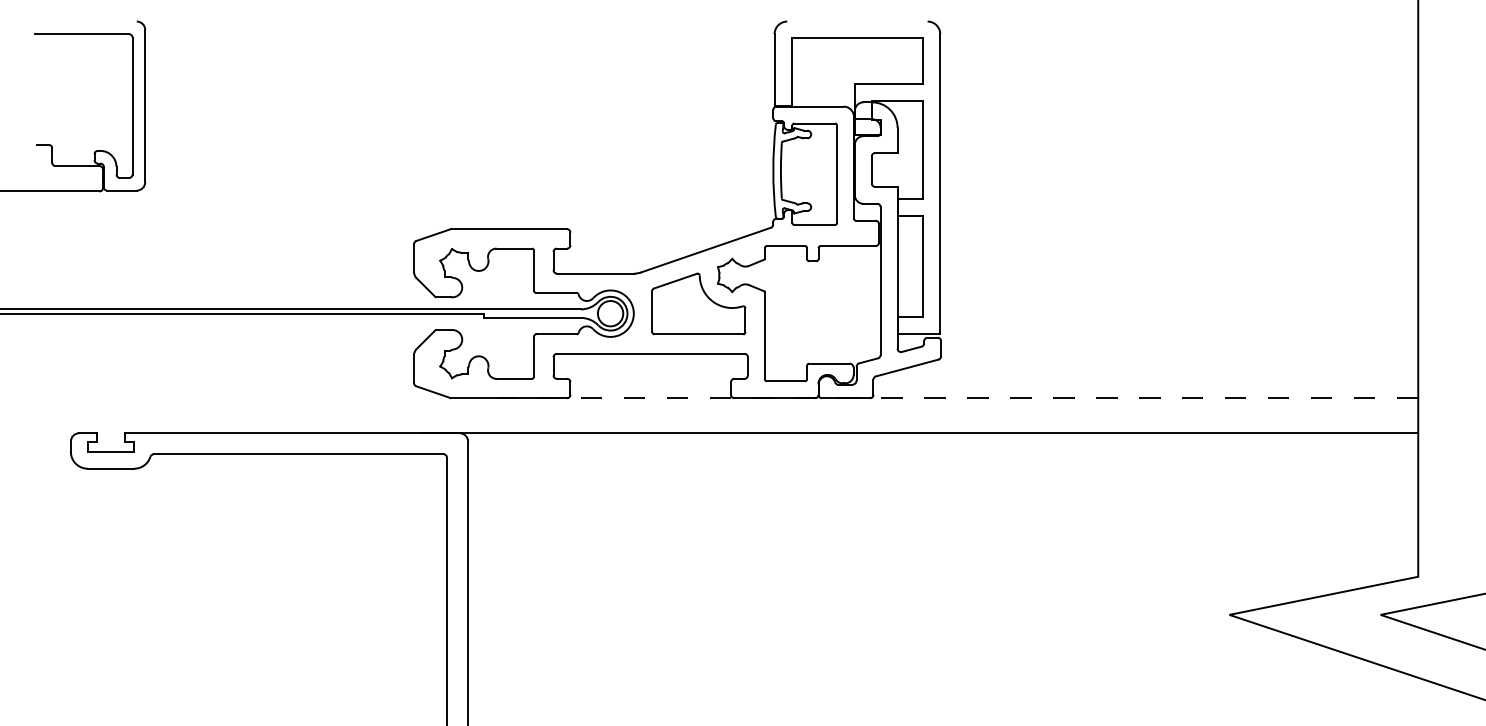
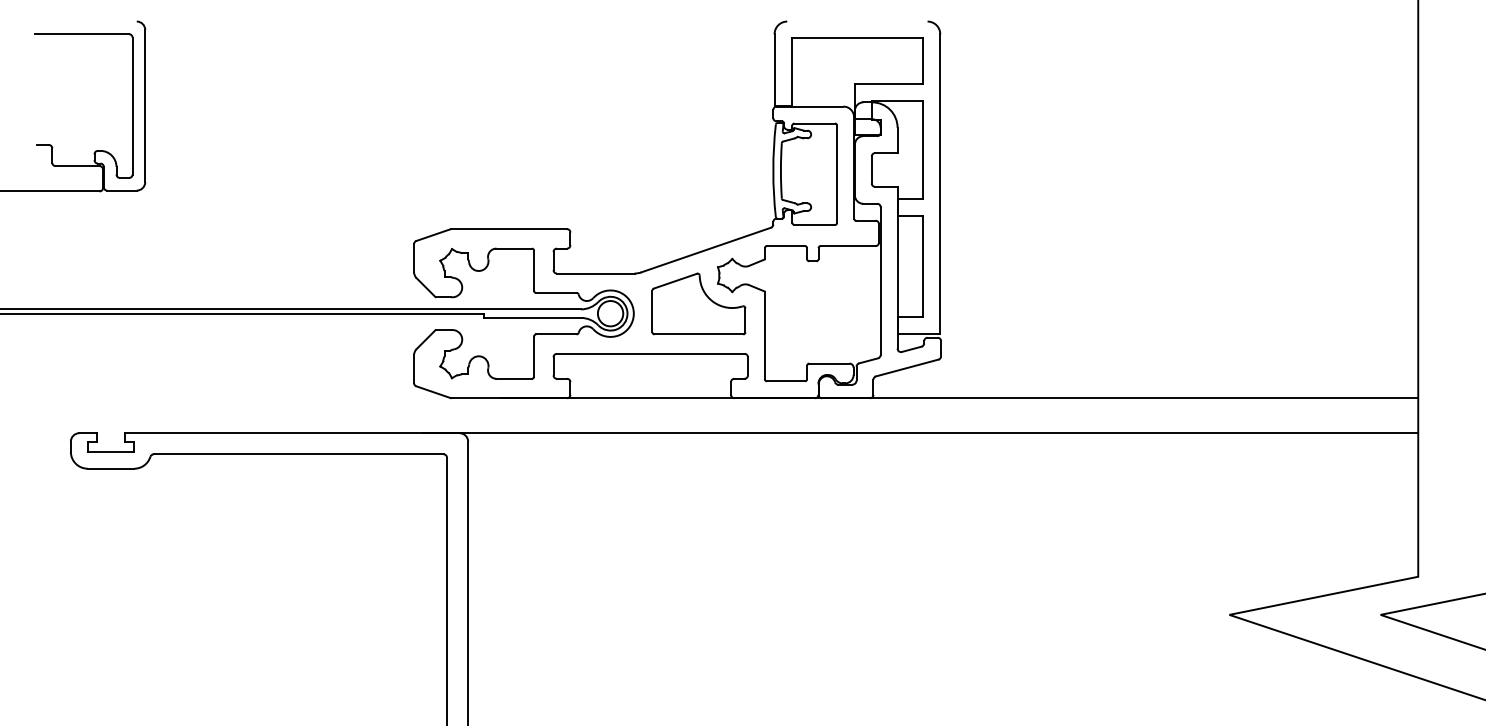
line: dashed -> solid (958, 398)
